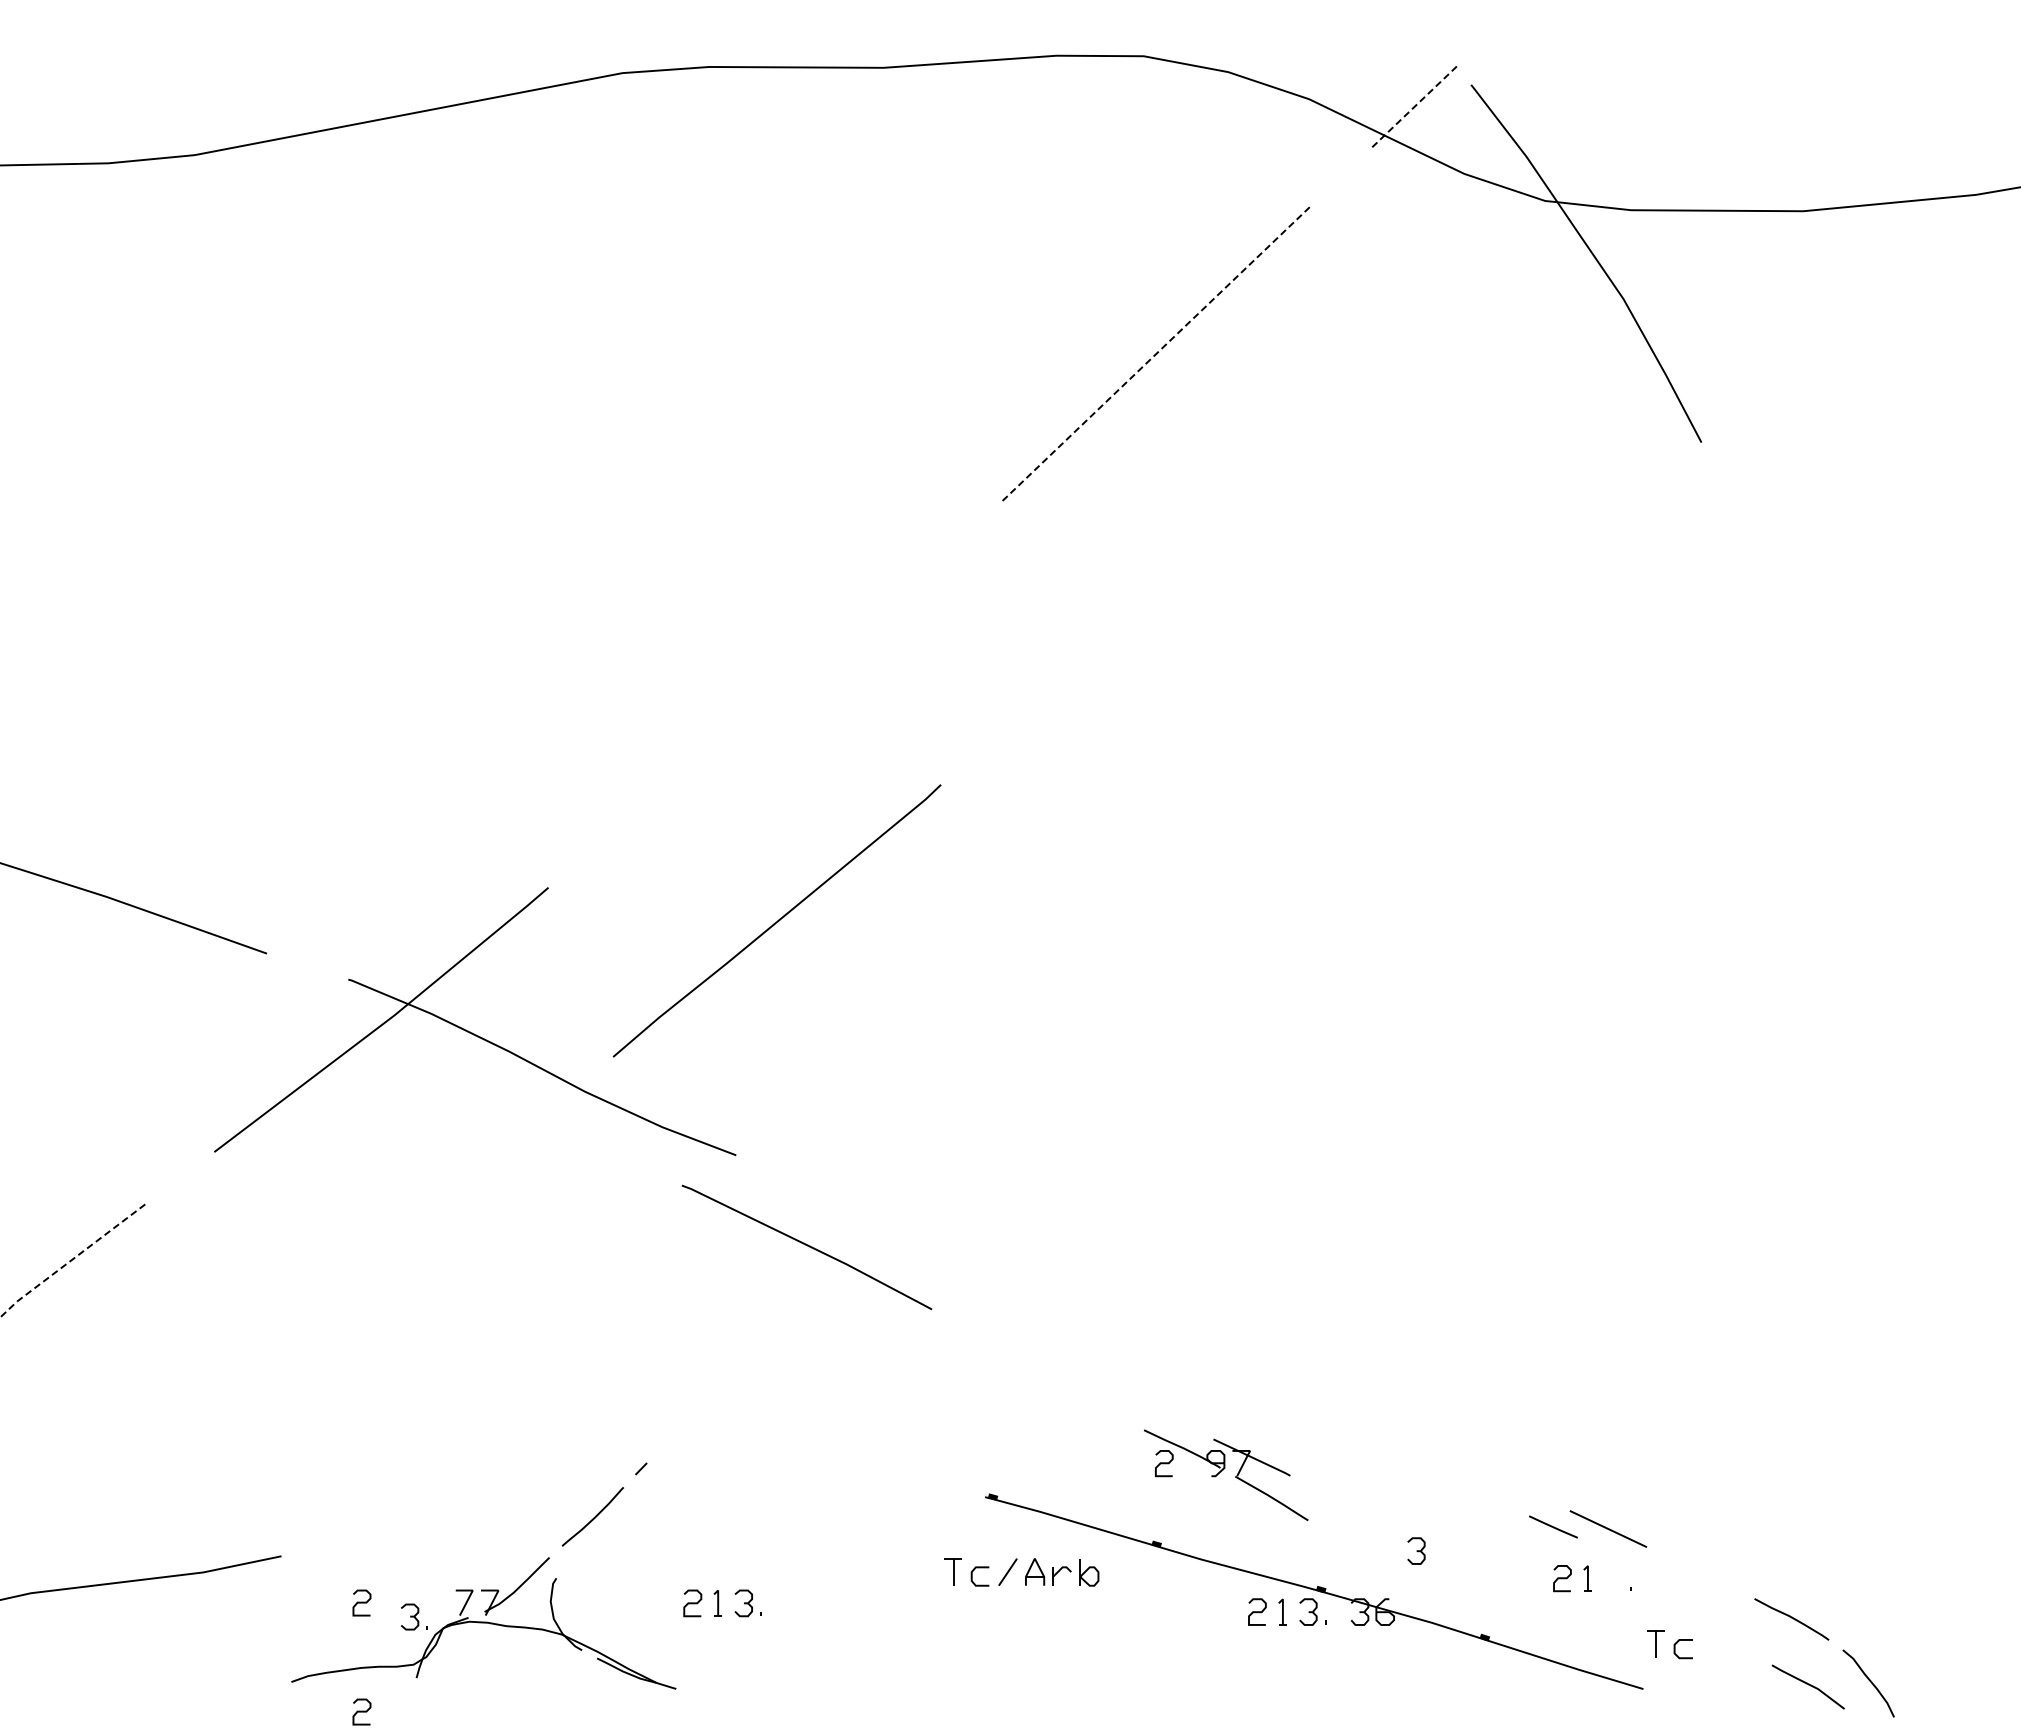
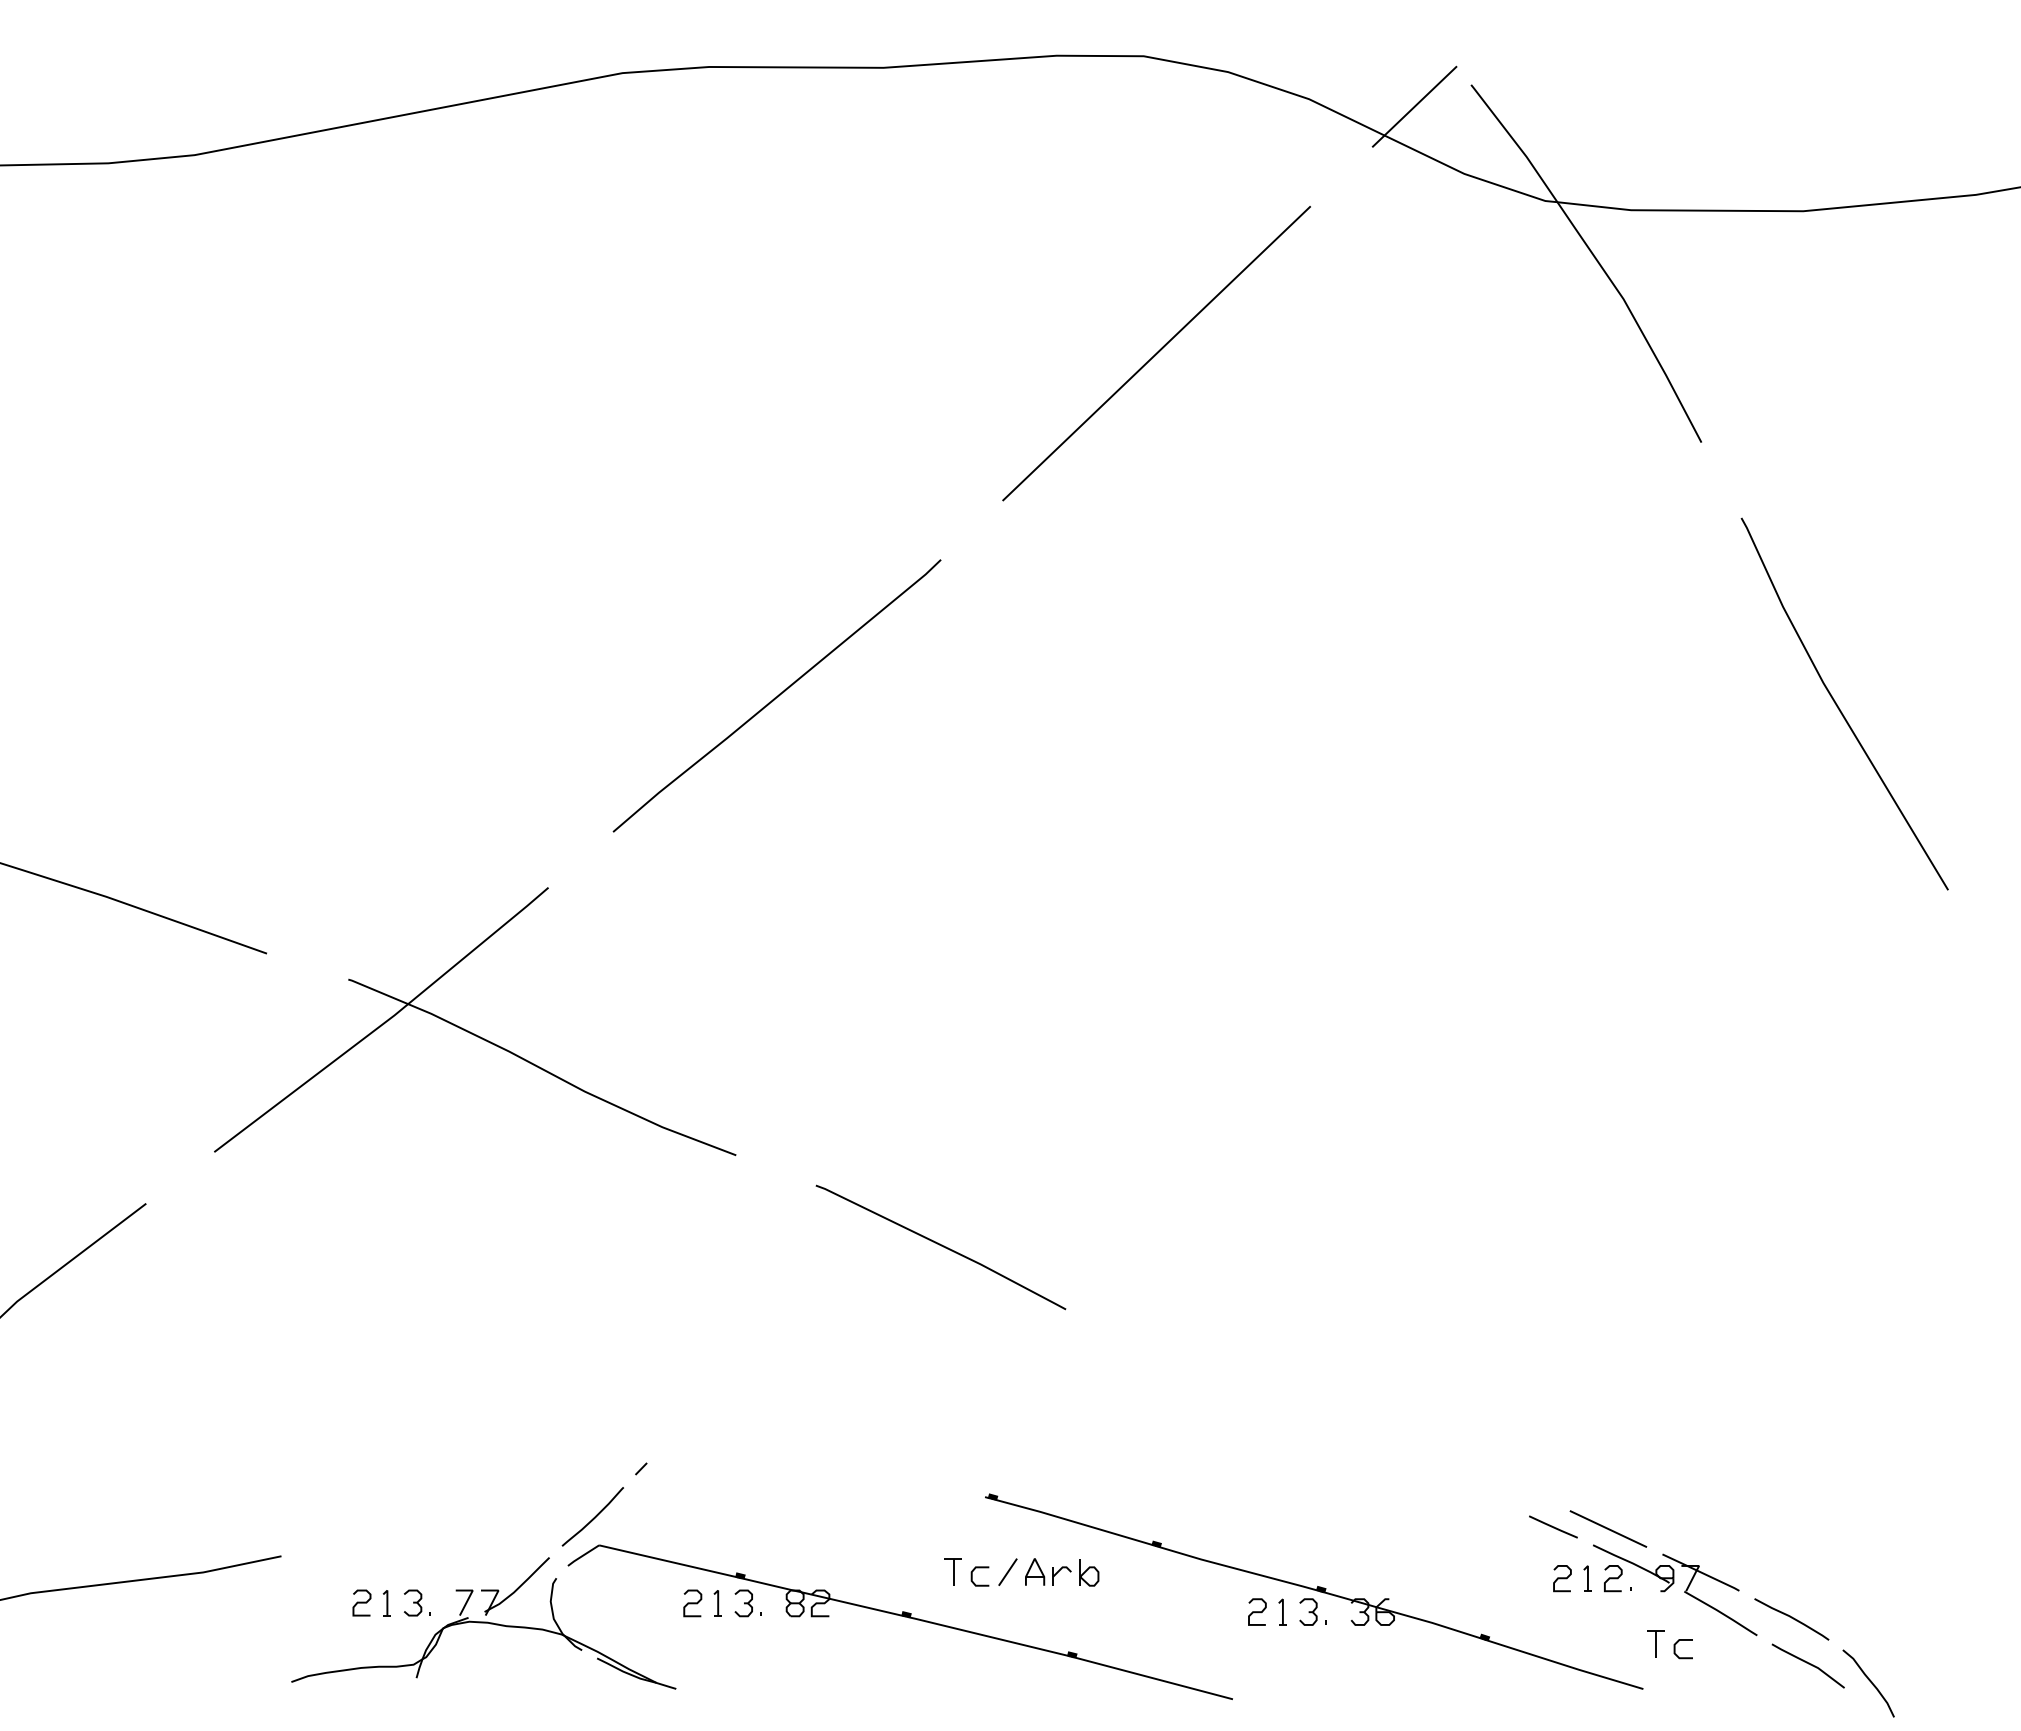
line: dashed -> solid (1413, 107)
line: dashed -> solid (1157, 353)
curve: none -> present (1838, 705)
curve position: (777, 920) -> (777, 695) (777, 695)
curve position: (807, 1246) -> (941, 1246) (941, 1246)
line: dashed -> solid (72, 1259)
part position: (1226, 1475) -> (1675, 1590) (1675, 1590)
part: present -> none (1416, 1550)
part: none -> present (386, 1603)
part position: (414, 1616) -> (417, 1602) (417, 1602)
part: none -> present (899, 1621)
curve position: (1808, 1685) -> (1808, 1664) (1808, 1664)
curve: present -> none (361, 1711)
